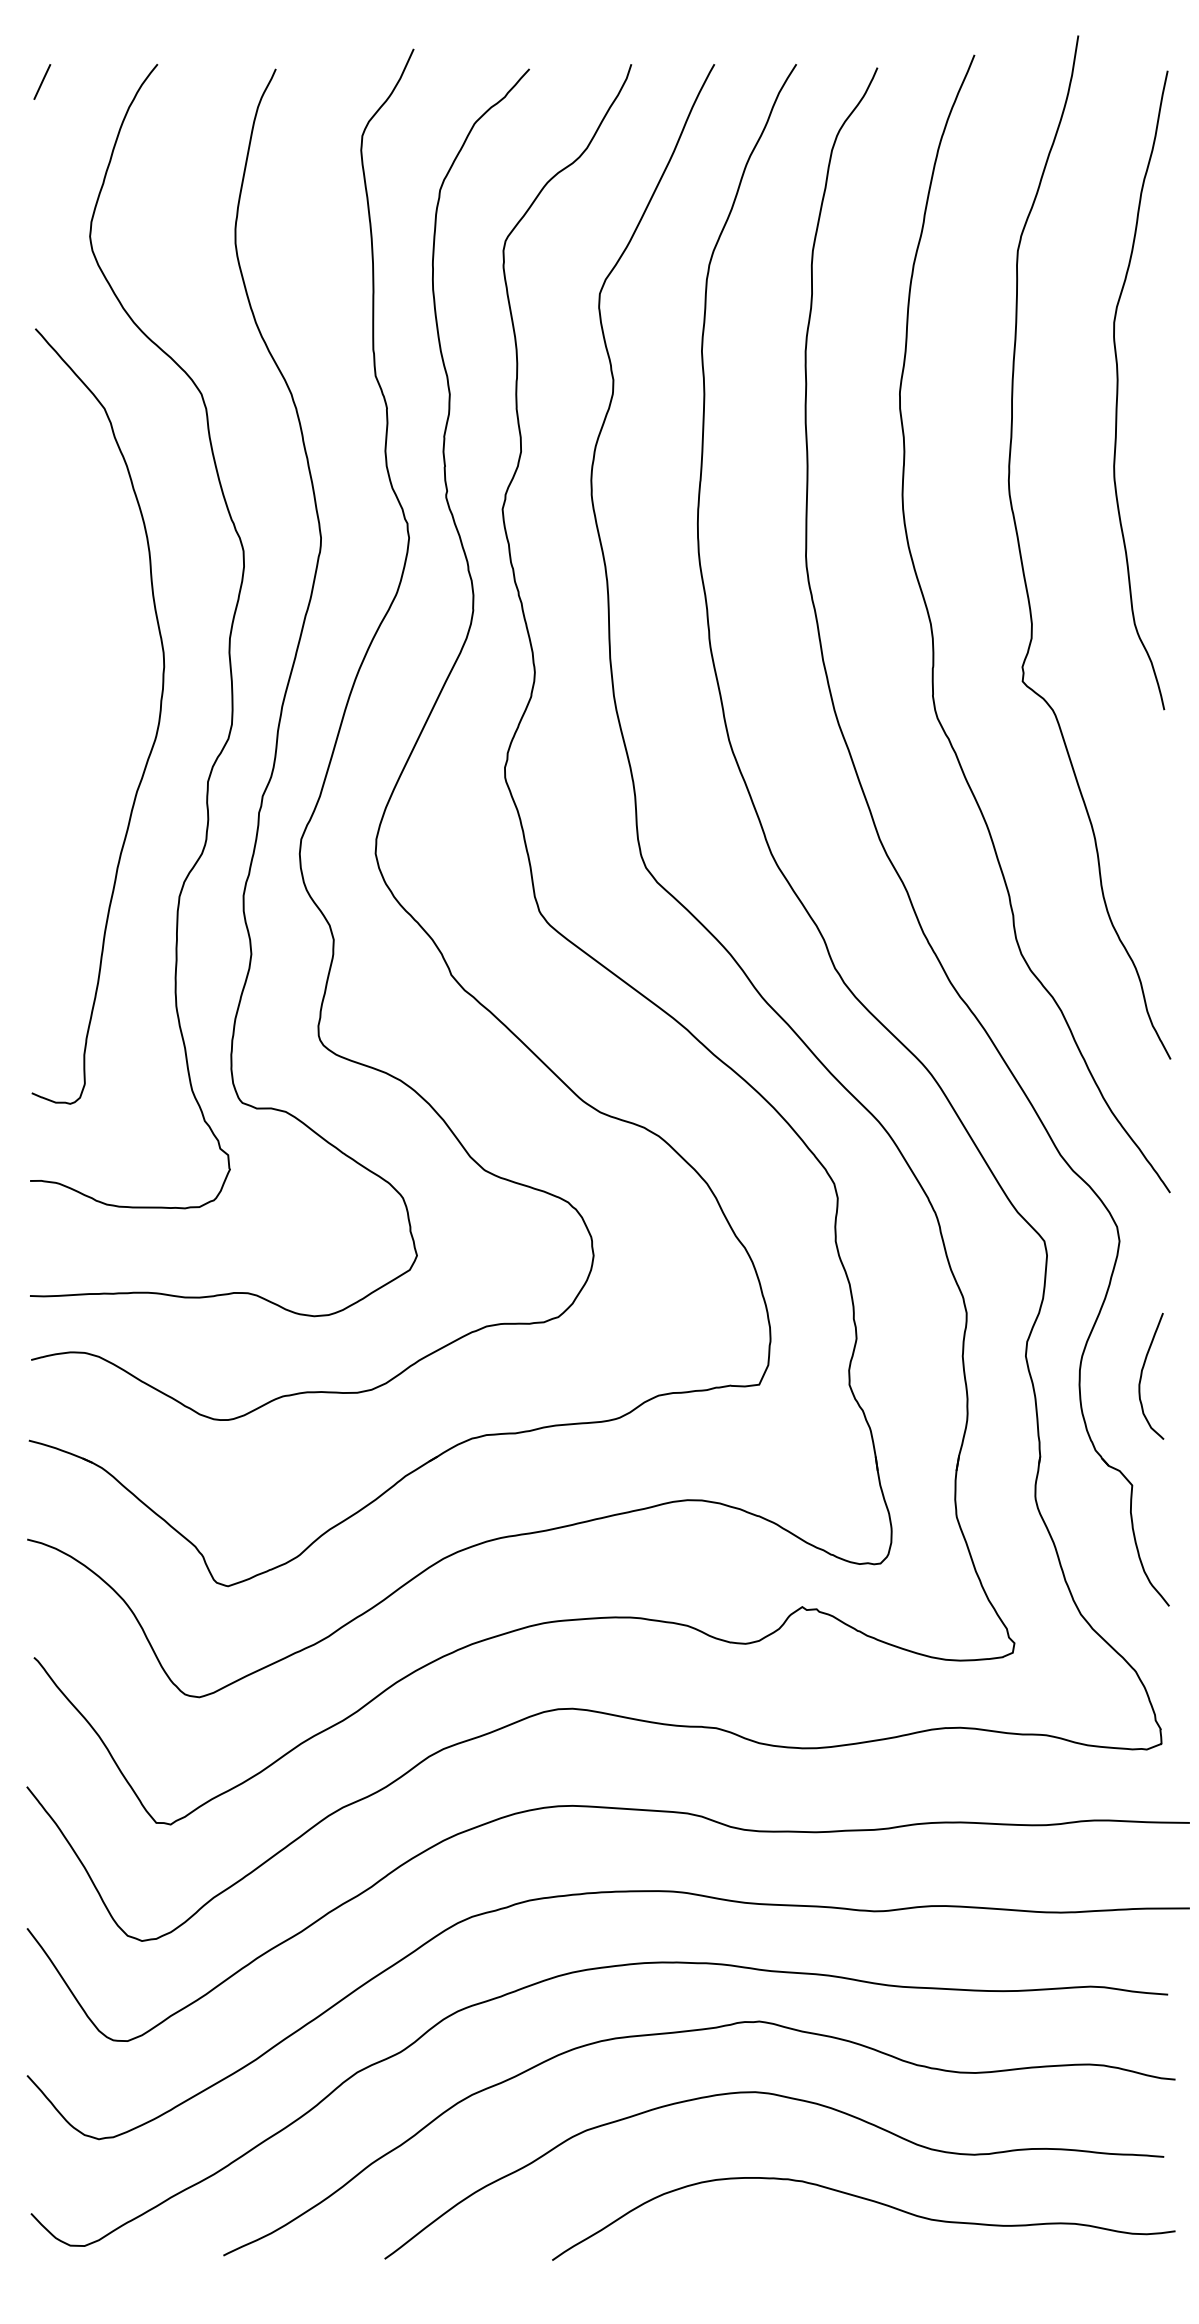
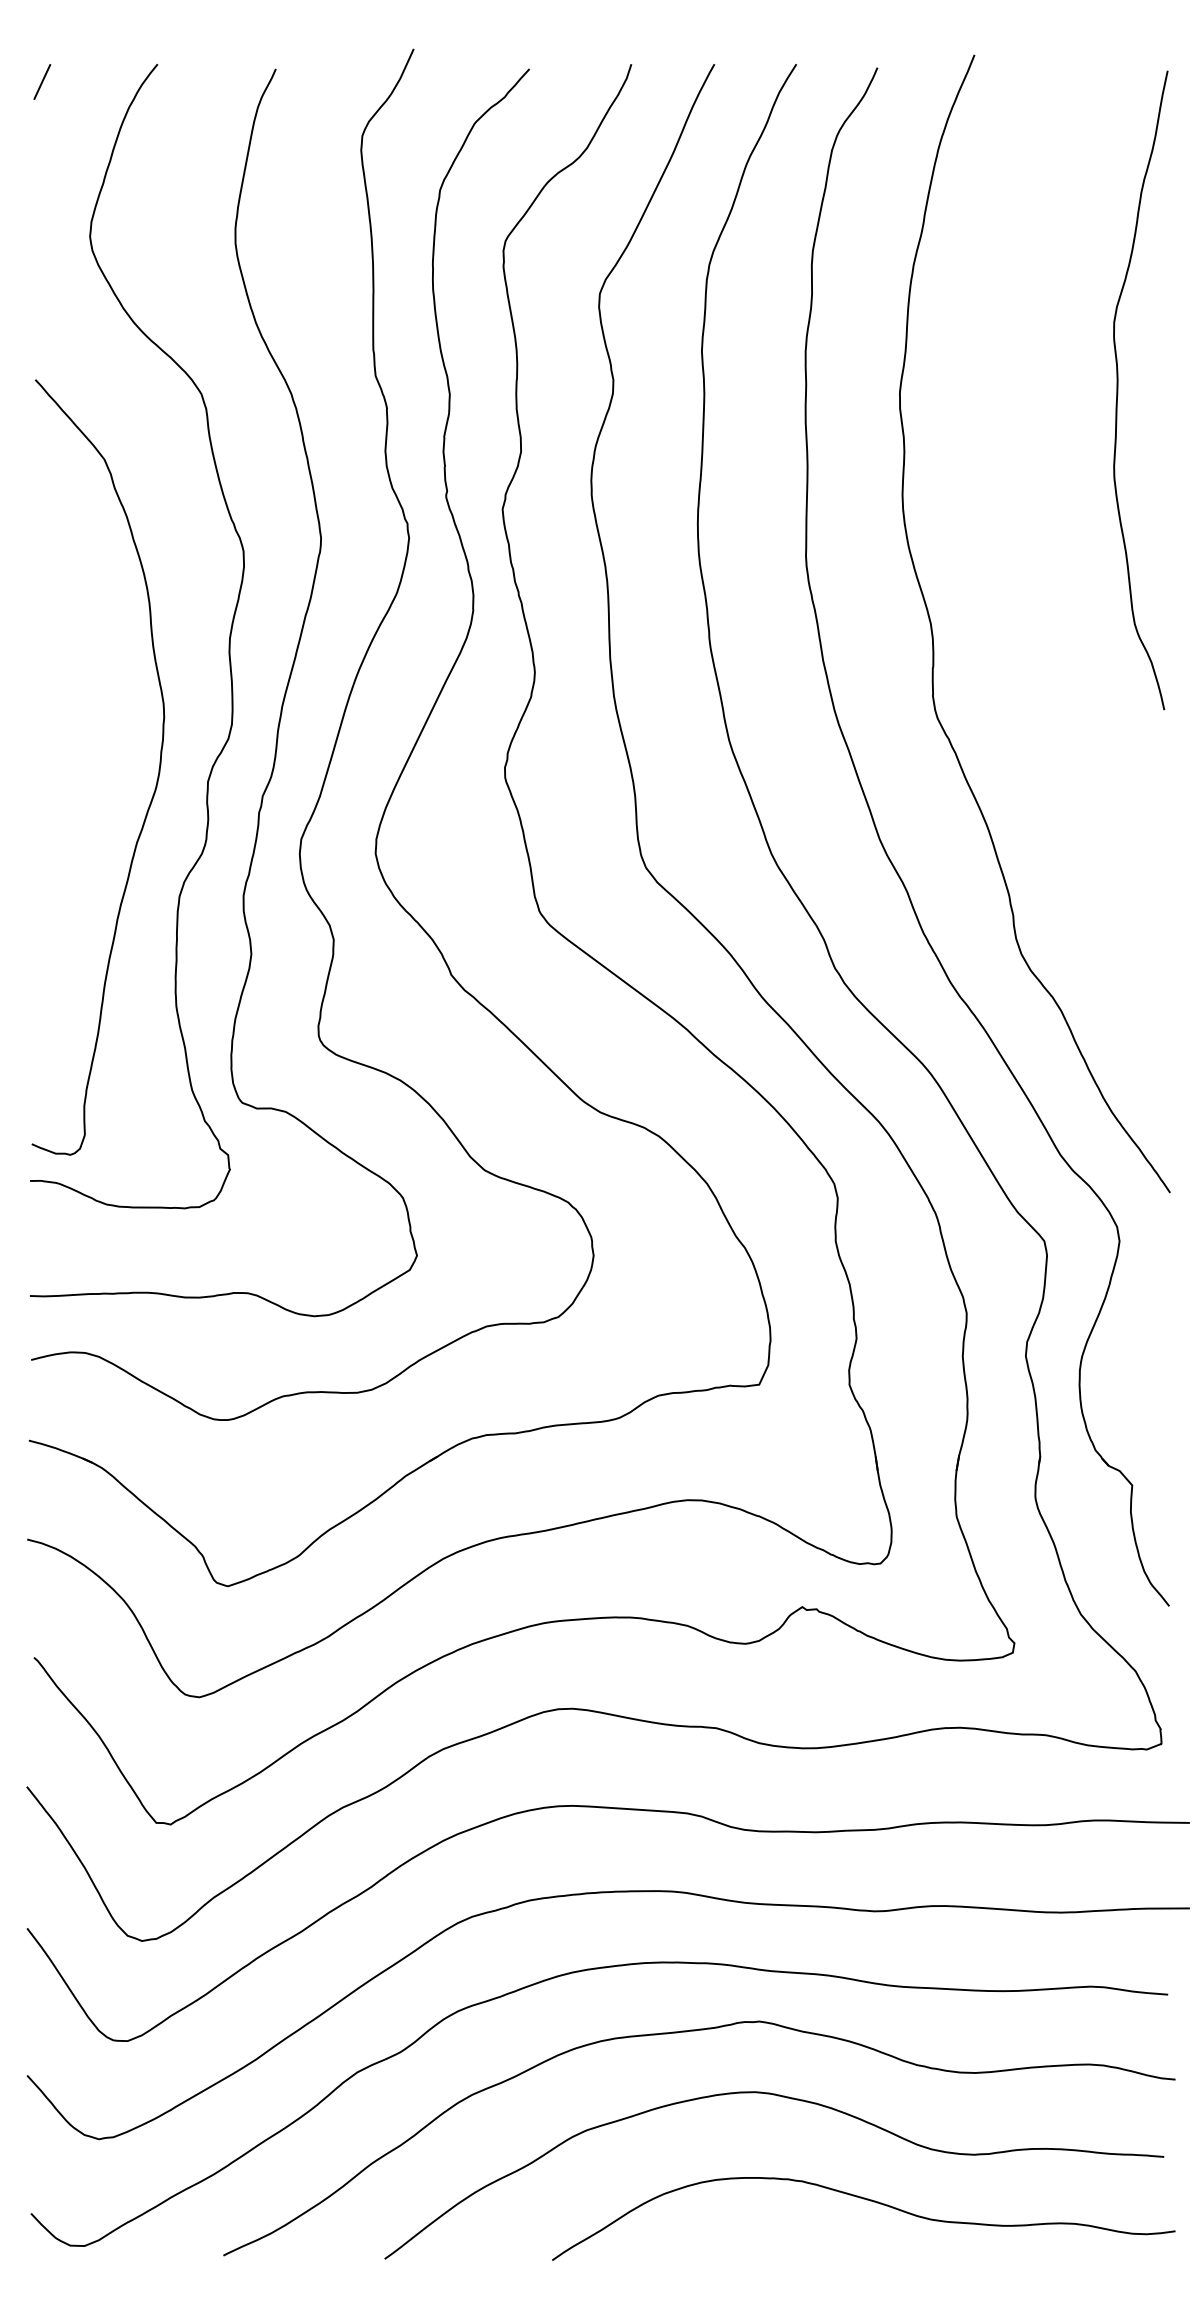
curve: present -> none (1022, 558)
curve position: (156, 729) -> (156, 780) (156, 780)
curve: present -> none (1142, 1375)
